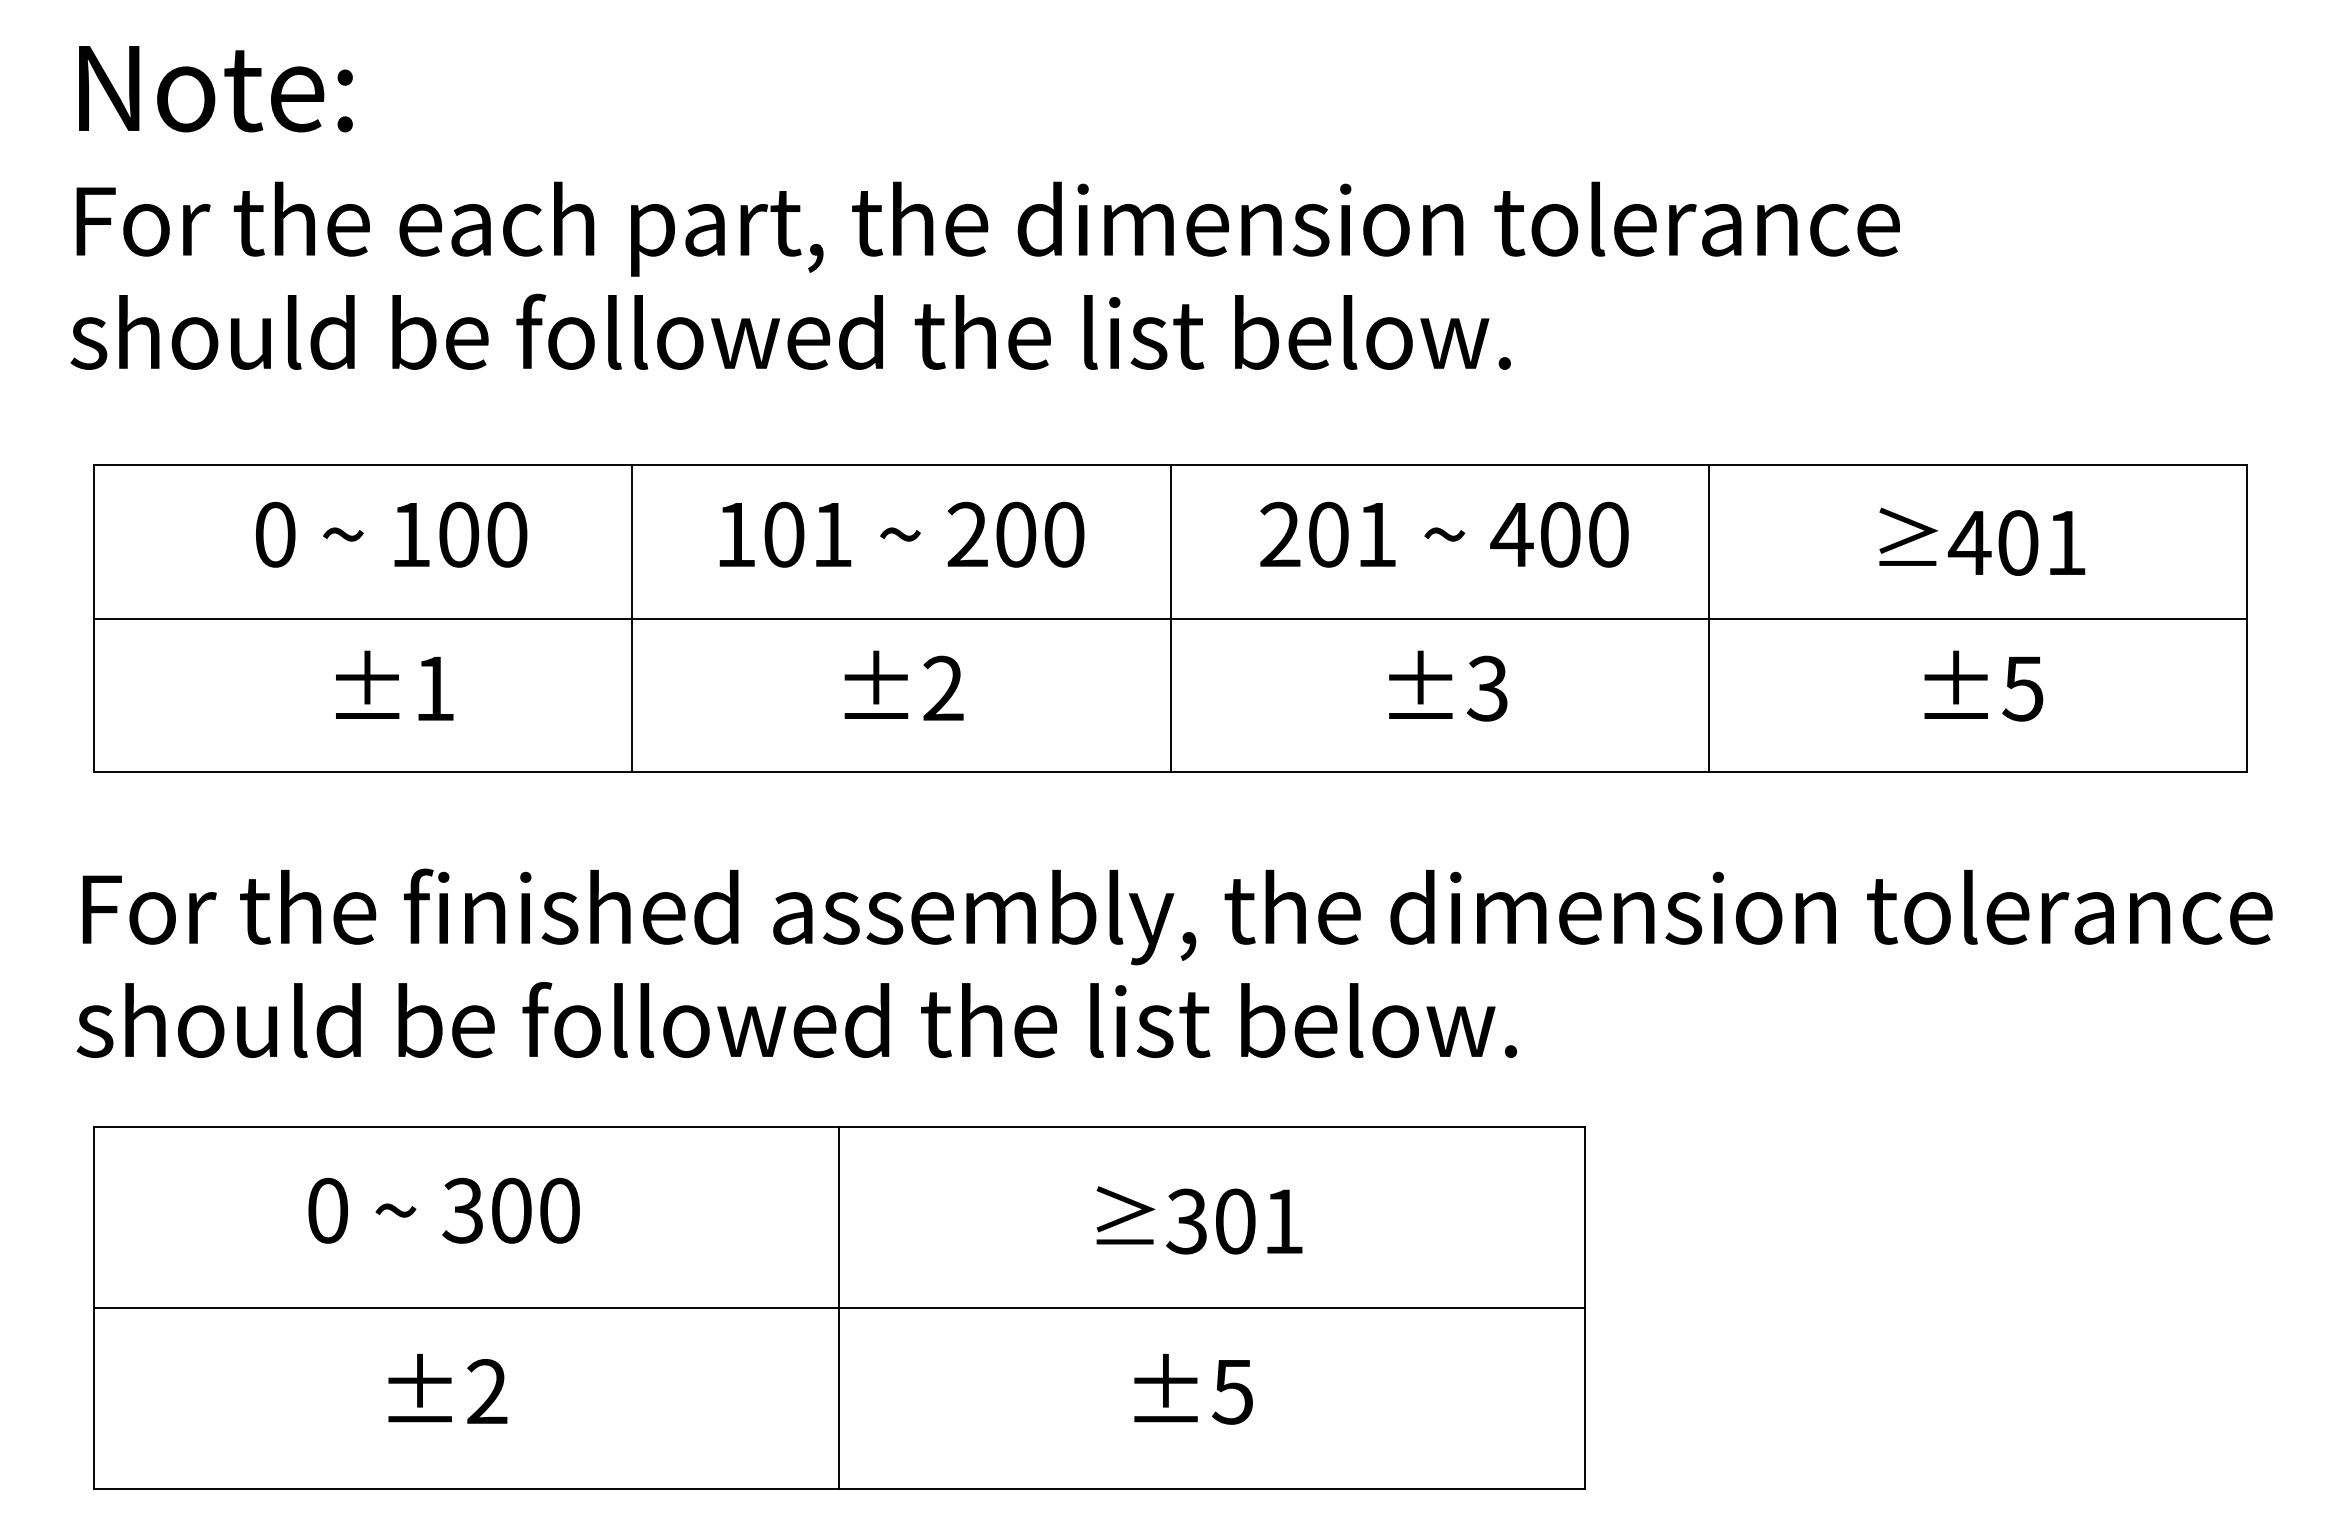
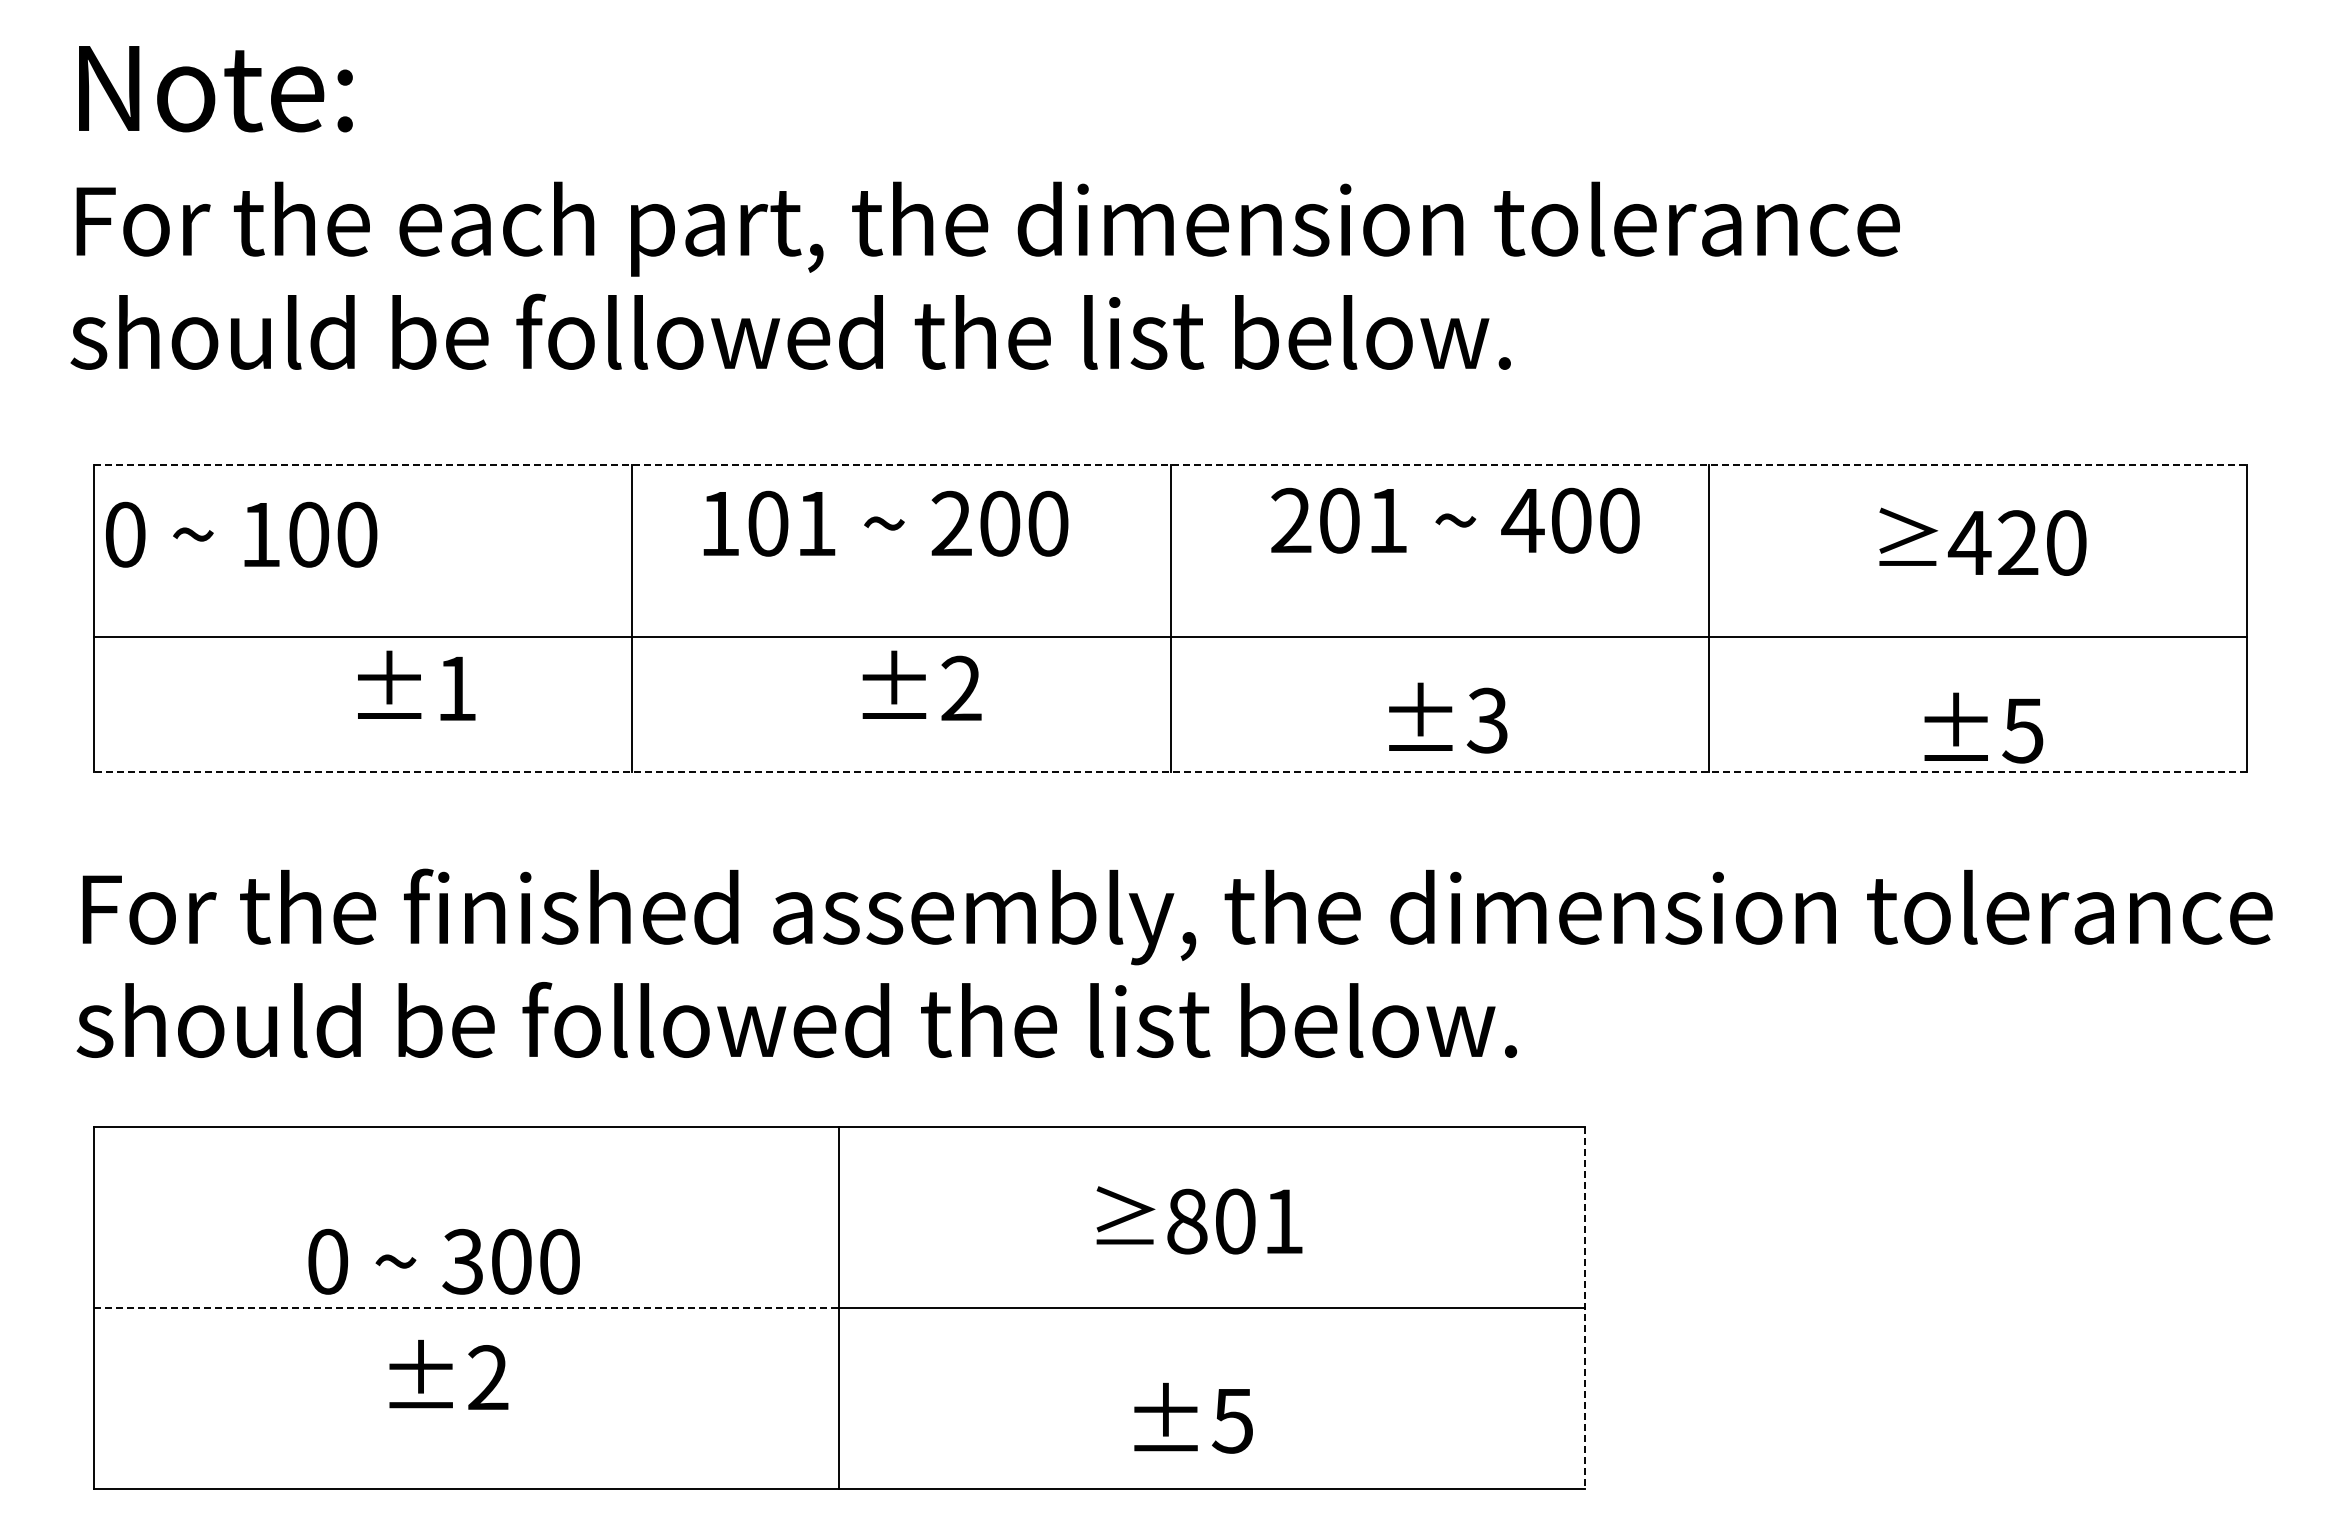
line: solid -> dashed (1170, 464)
text position: (391, 534) -> (241, 534) (241, 534)
text position: (901, 534) -> (885, 523) (885, 523)
text position: (1444, 534) -> (1455, 520) (1455, 520)
text: 401 -> 420 (2042, 542)
line position: (1170, 618) -> (1170, 636) (1170, 636)
text position: (394, 685) -> (416, 685) (416, 685)
text position: (903, 685) -> (921, 685) (921, 685)
text position: (1448, 685) -> (1448, 717) (1448, 717)
text position: (1983, 685) -> (1983, 727) (1983, 727)
line: solid -> dashed (1170, 772)
text position: (443, 1210) -> (443, 1261) (443, 1261)
text: 301 -> 801 (1186, 1221)
line: solid -> dashed (466, 1307)
line: solid -> dashed (1585, 1308)
text position: (447, 1388) -> (448, 1374) (448, 1374)
text position: (1193, 1389) -> (1193, 1418) (1193, 1418)
